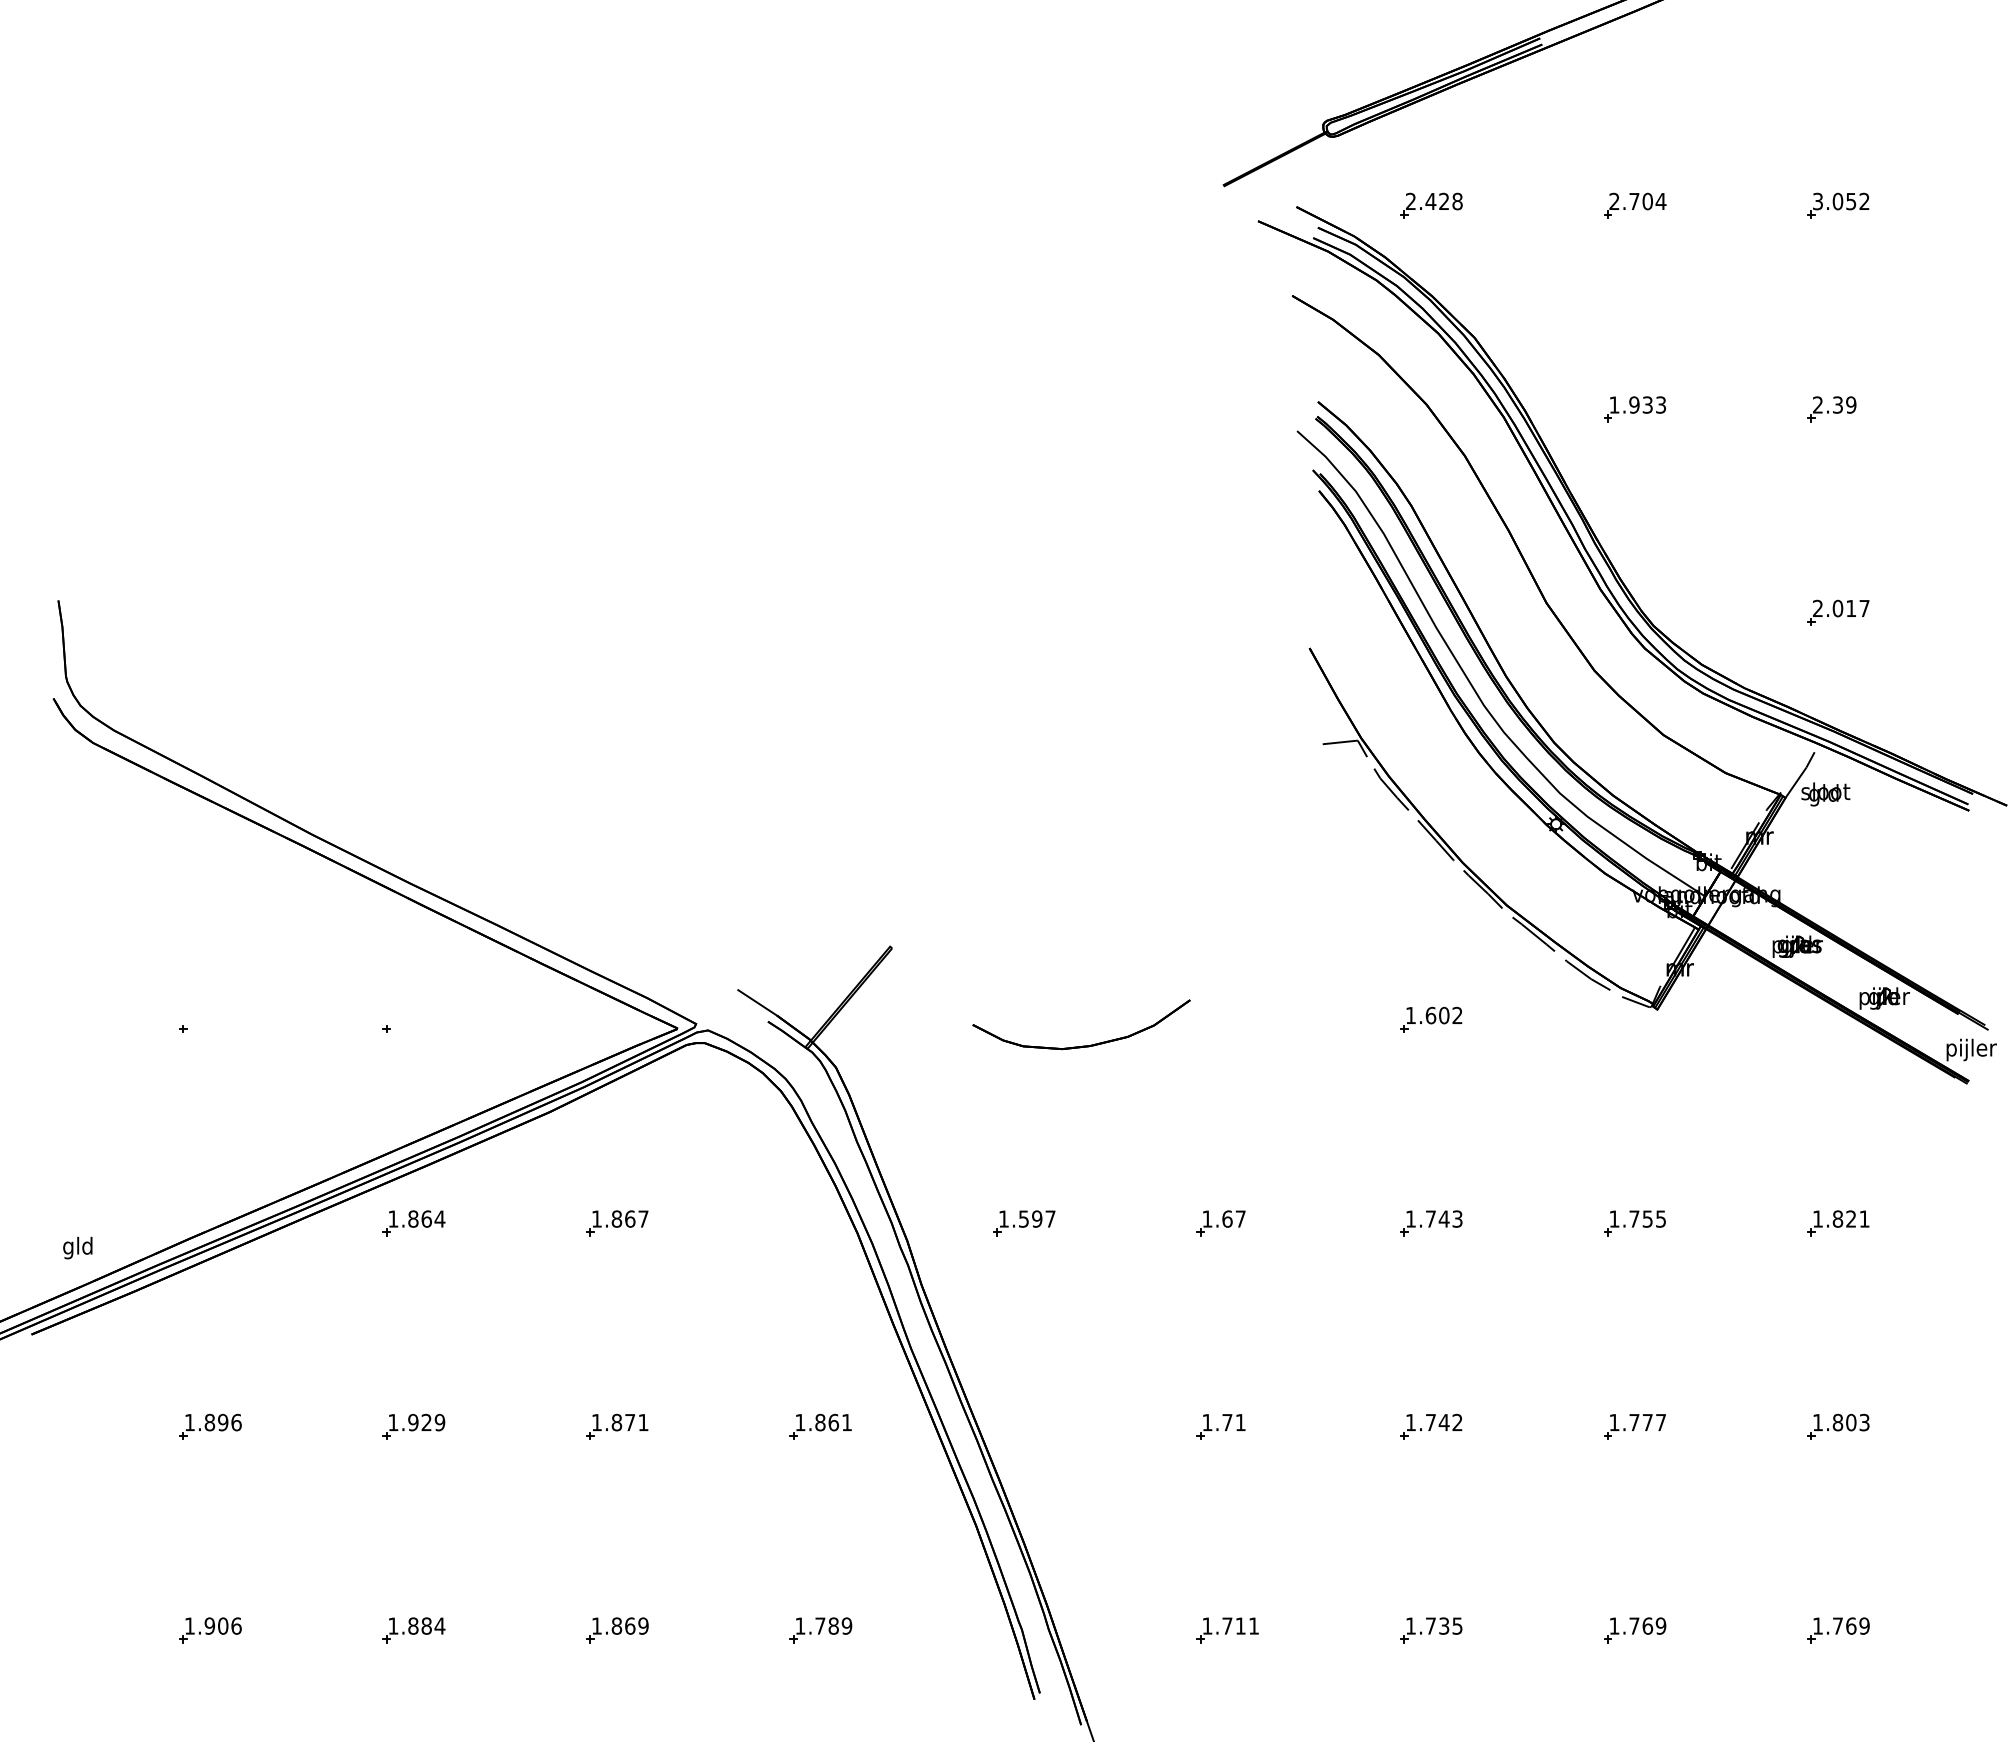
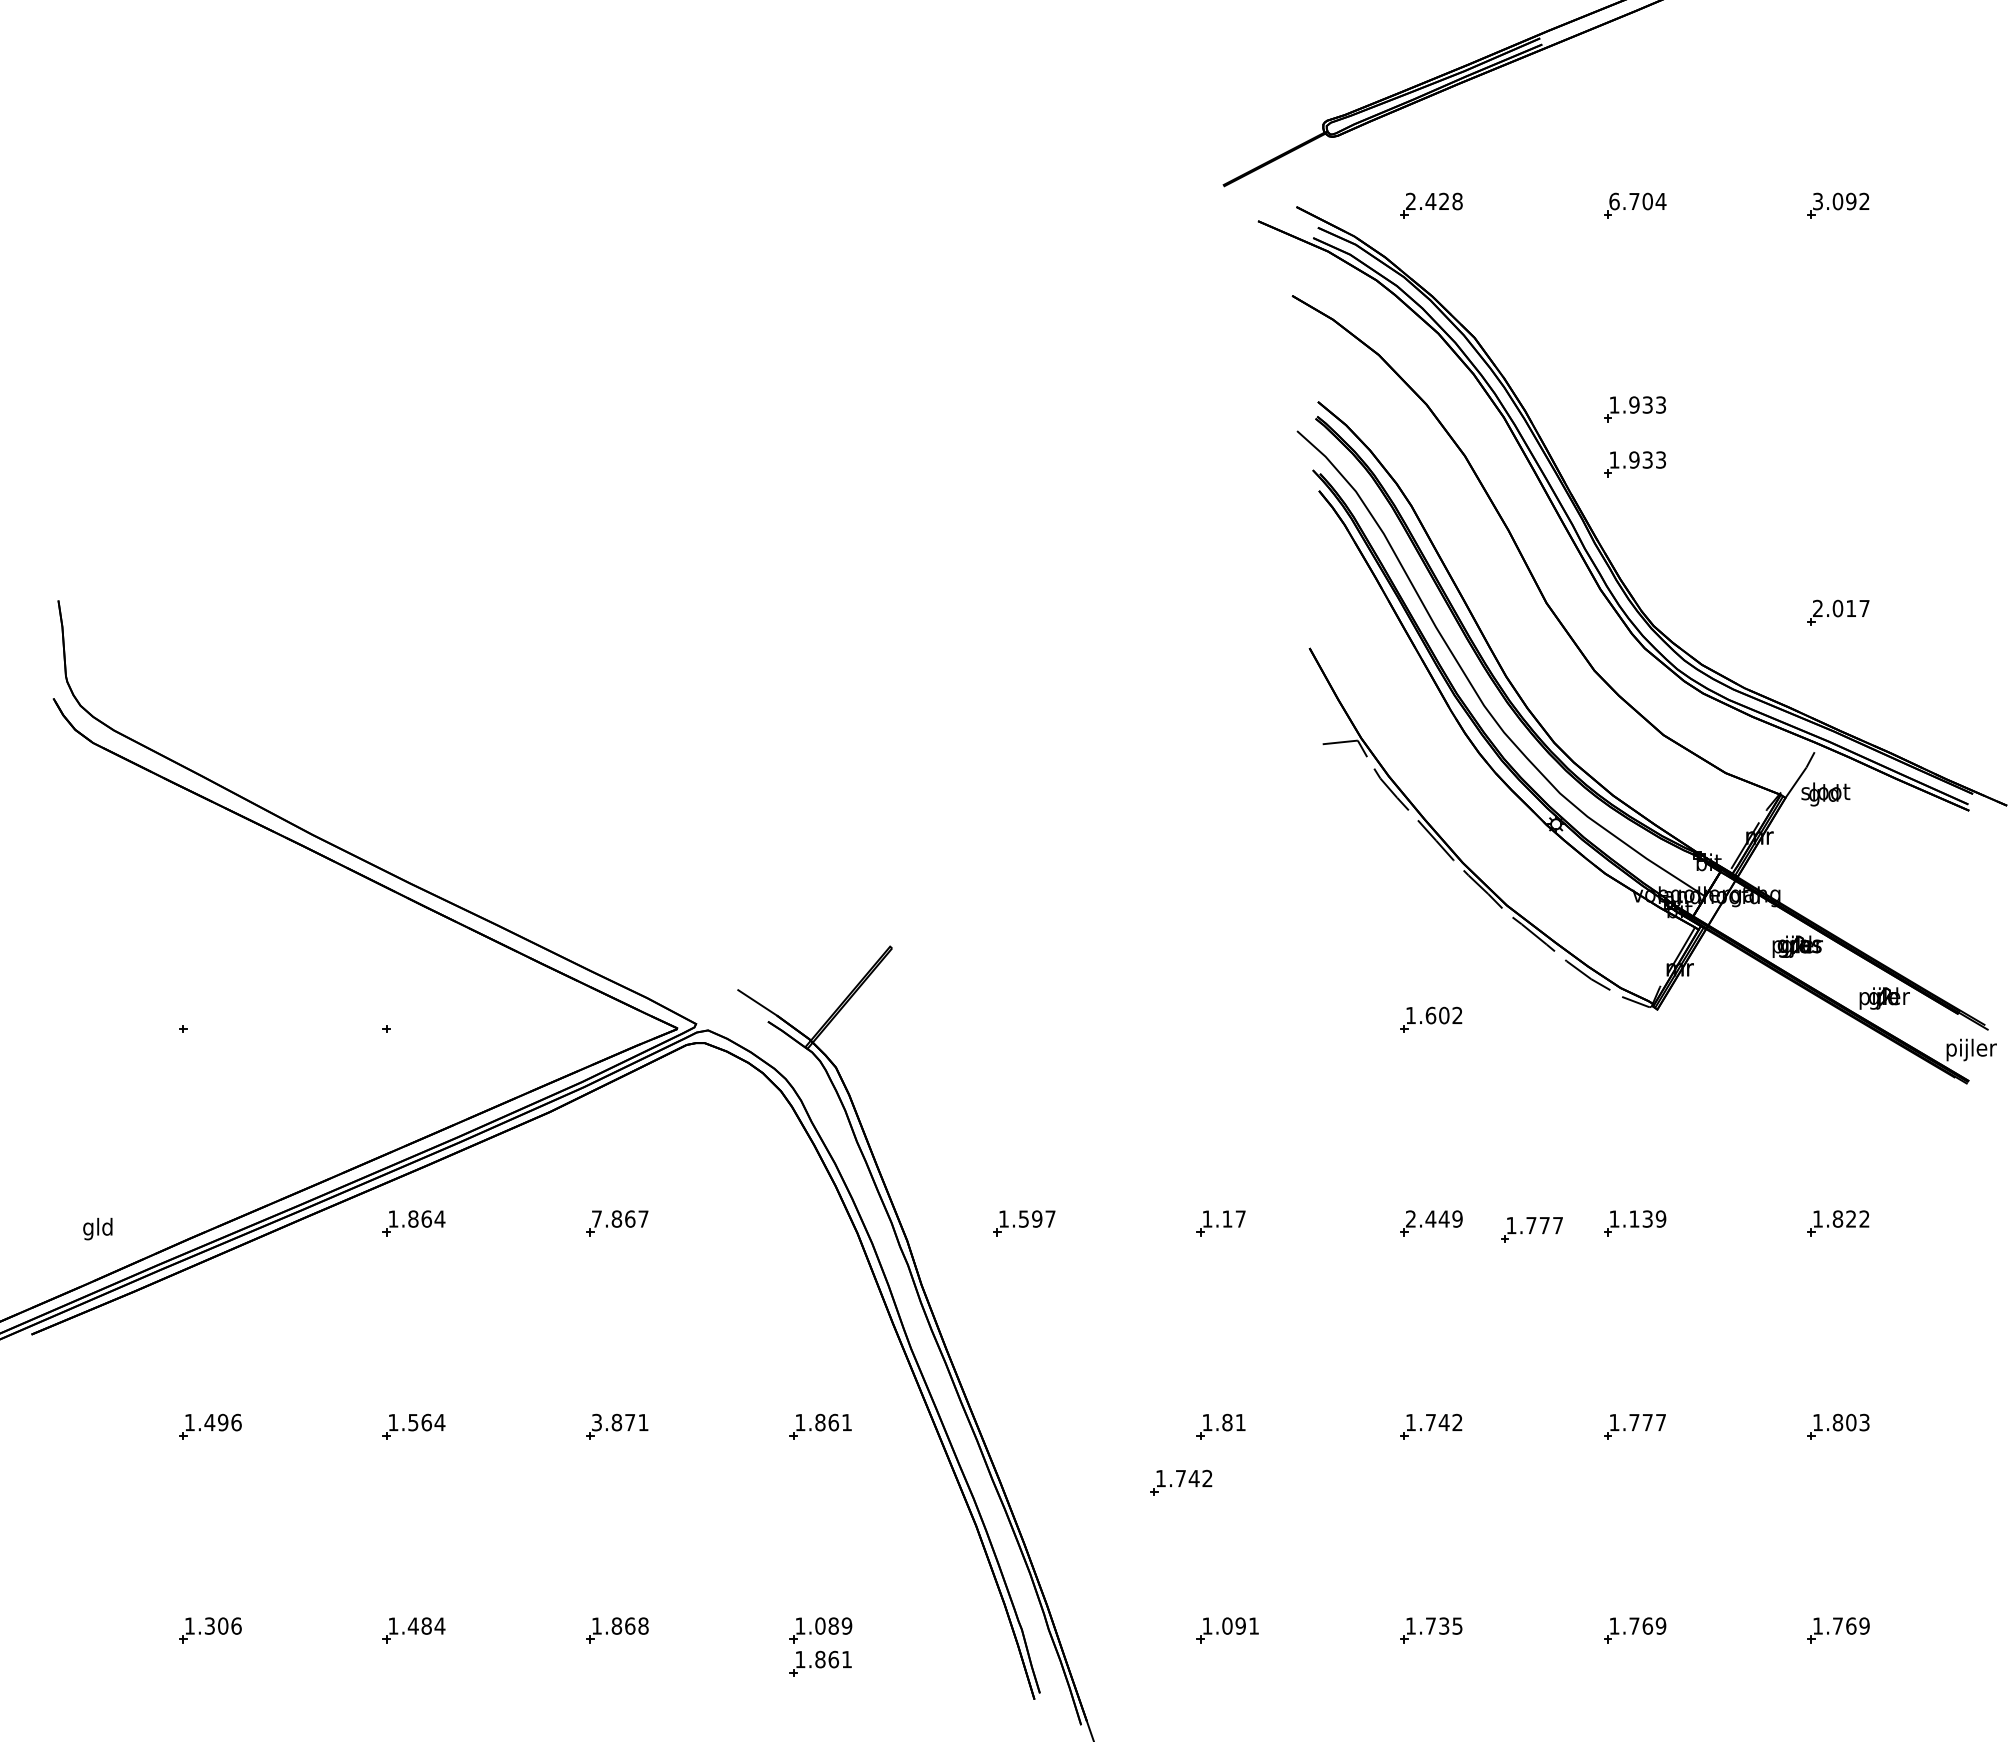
text: 3.052 -> 3.092 (1851, 200)
text: 2.704 -> 6.704 (1614, 201)
part: present -> none (1831, 409)
part: none -> present (1634, 464)
part: present -> none (1082, 1045)
text: 1.867 -> 7.867 (596, 1218)
text: 1.67 -> 1.17 (1227, 1218)
text: 1.743 -> 2.449 (1434, 1218)
text: 1.755 -> 1.139 (1647, 1218)
text: 1.821 -> 1.822 (1864, 1218)
part: none -> present (1531, 1229)
text position: (77, 1247) -> (97, 1228) (97, 1228)
text: 1.896 -> 1.496 (209, 1422)
text: 1.929 -> 1.564 (426, 1422)
text: 1.871 -> 3.871 (596, 1422)
text: 1.71 -> 1.81 (1227, 1422)
part: none -> present (1181, 1482)
text: 1.906 -> 1.306 (209, 1625)
text: 1.884 -> 1.484 (412, 1625)
text: 1.869 -> 1.868 (643, 1625)
text: 1.789 -> 1.089 (820, 1625)
text: 1.711 -> 1.091 (1233, 1625)
part: none -> present (820, 1663)
